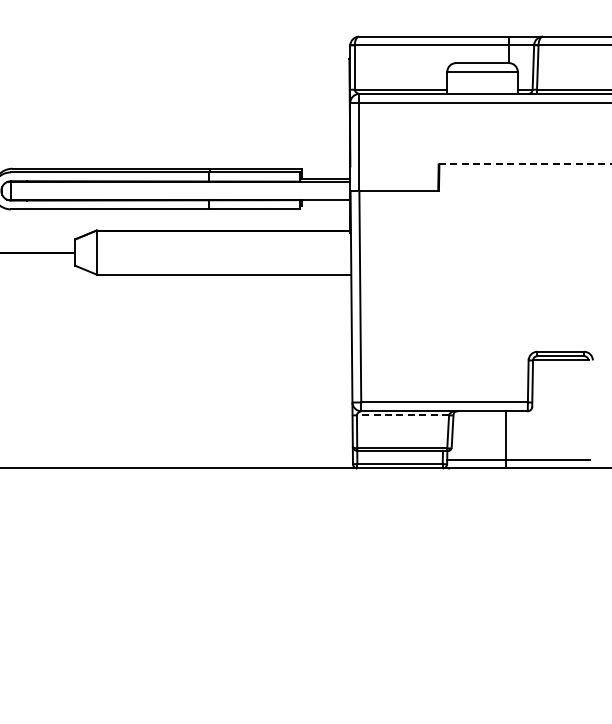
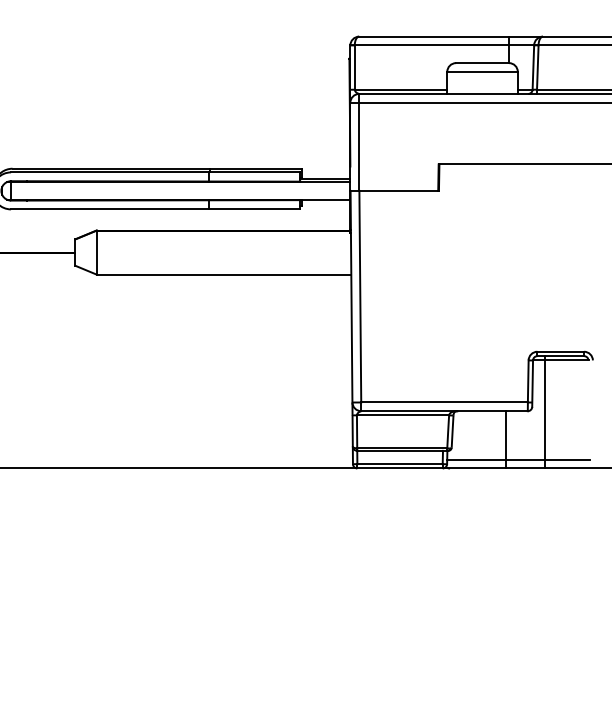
line: dashed -> solid (525, 164)
line: none -> present (544, 412)
line: dashed -> solid (402, 415)
